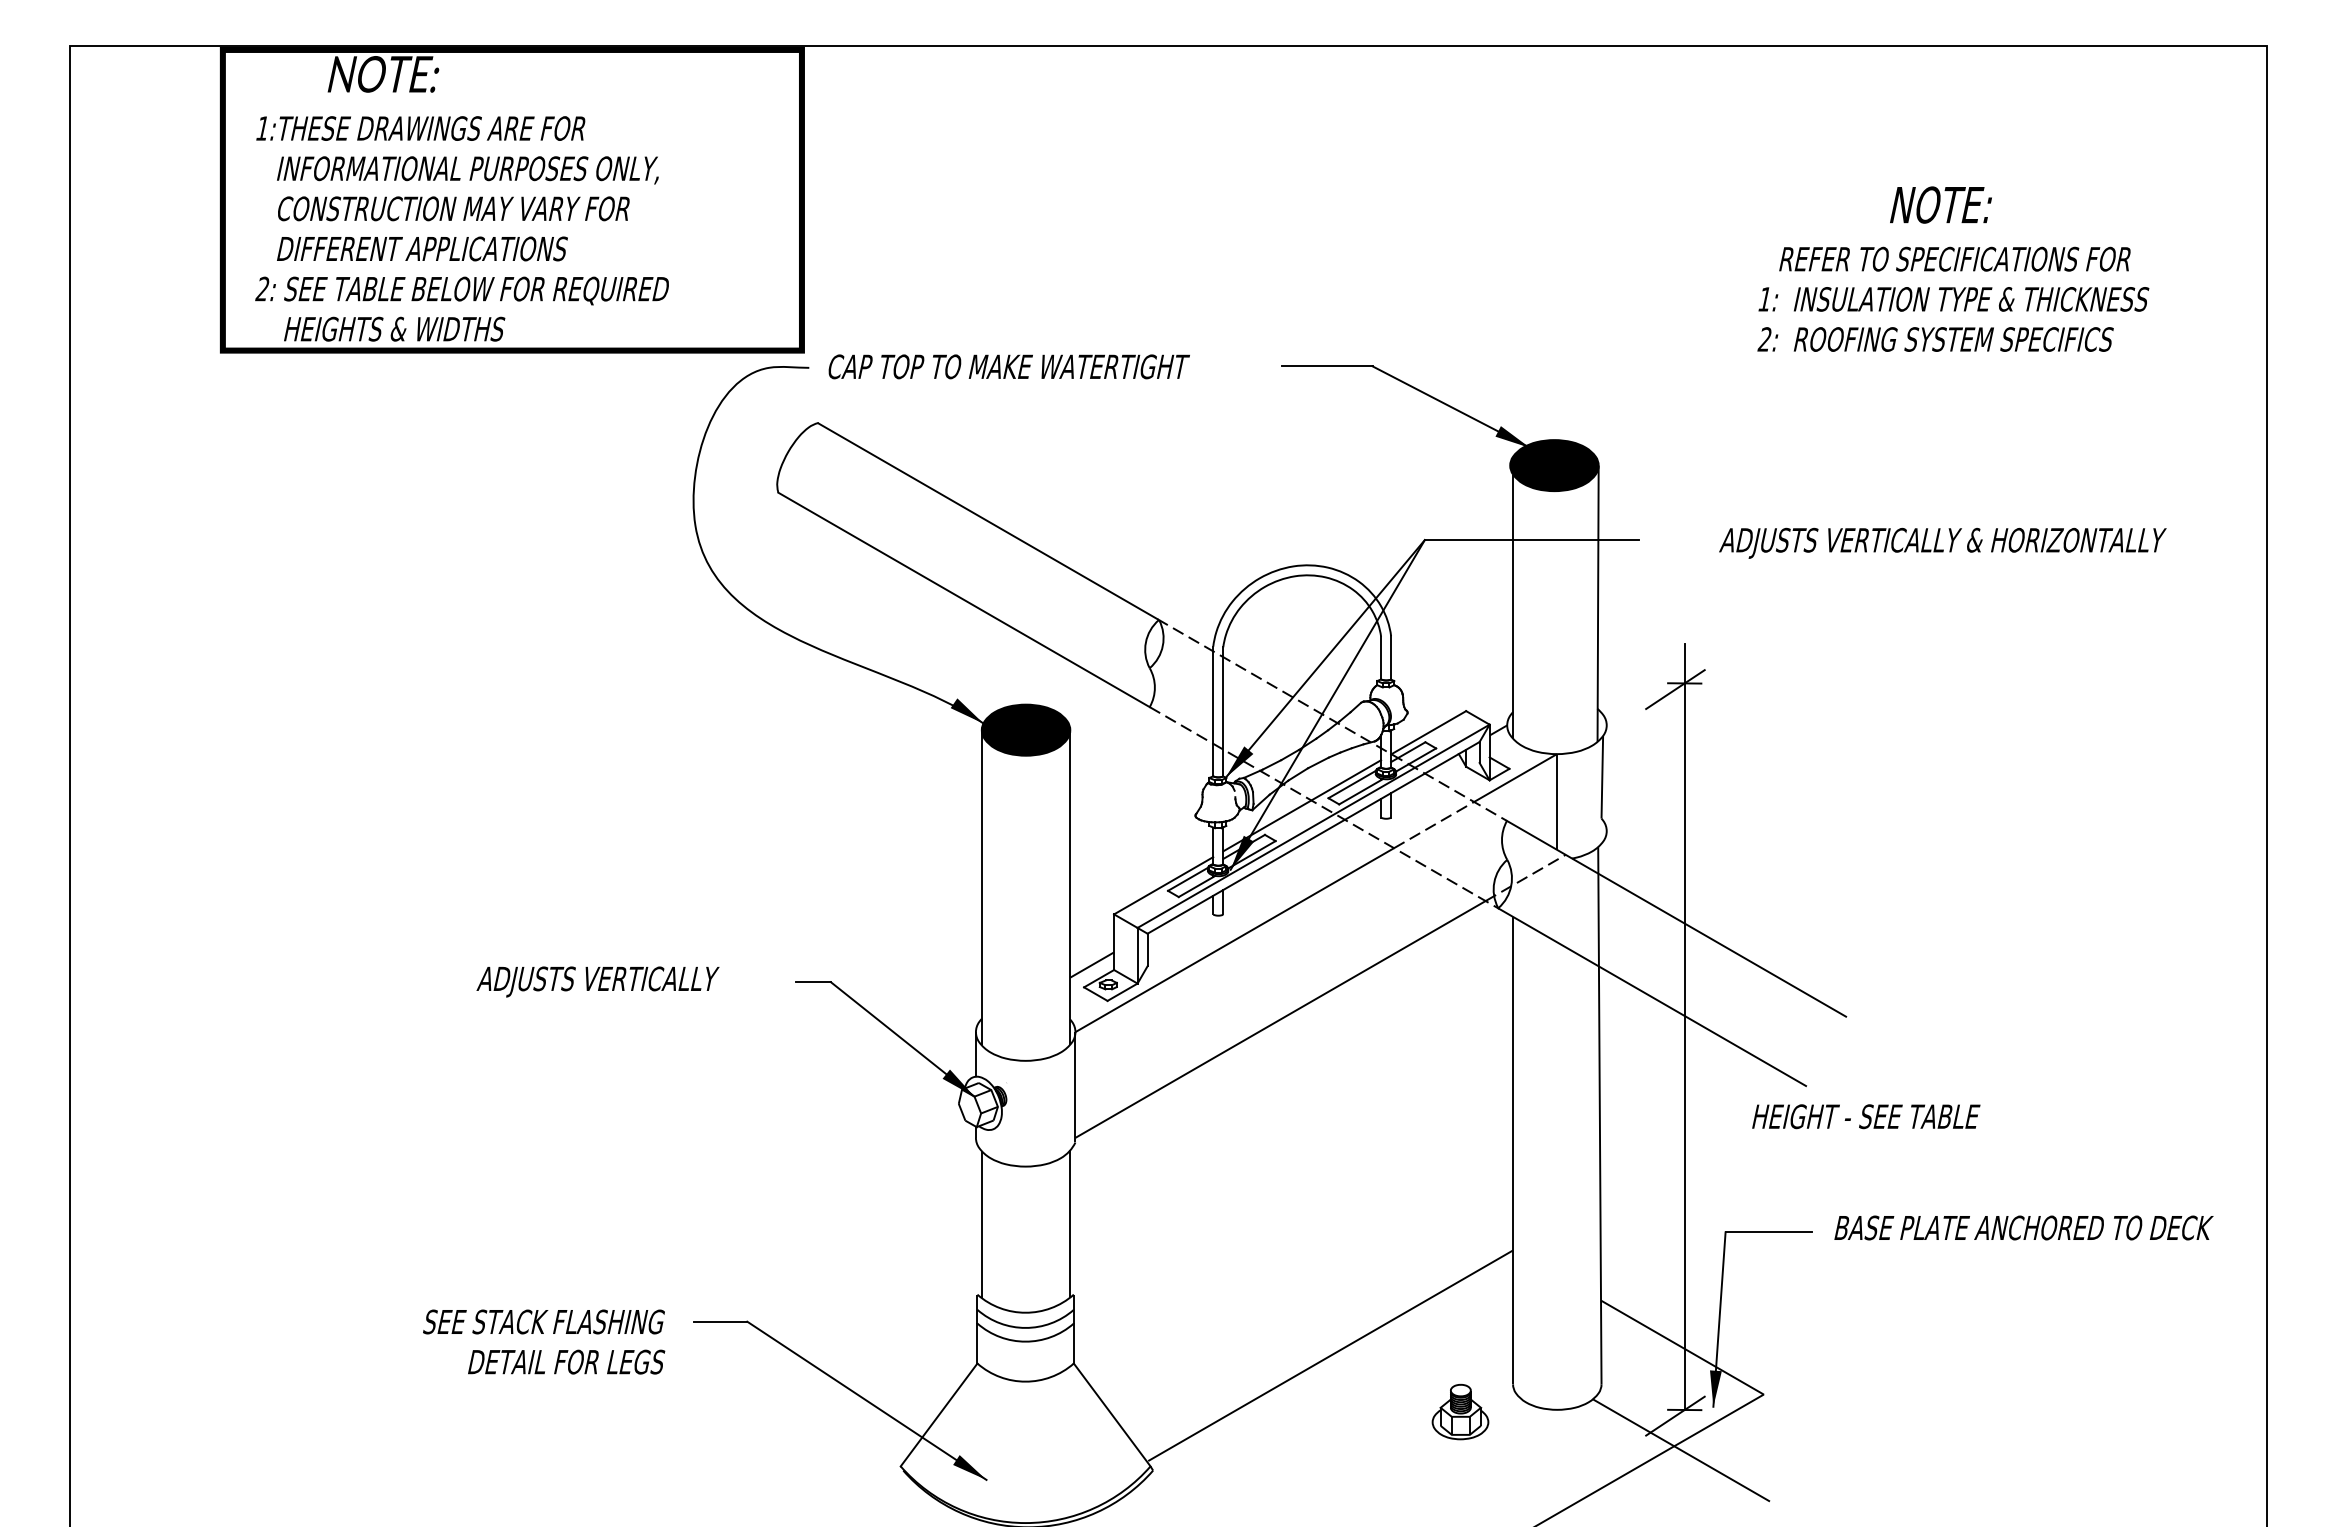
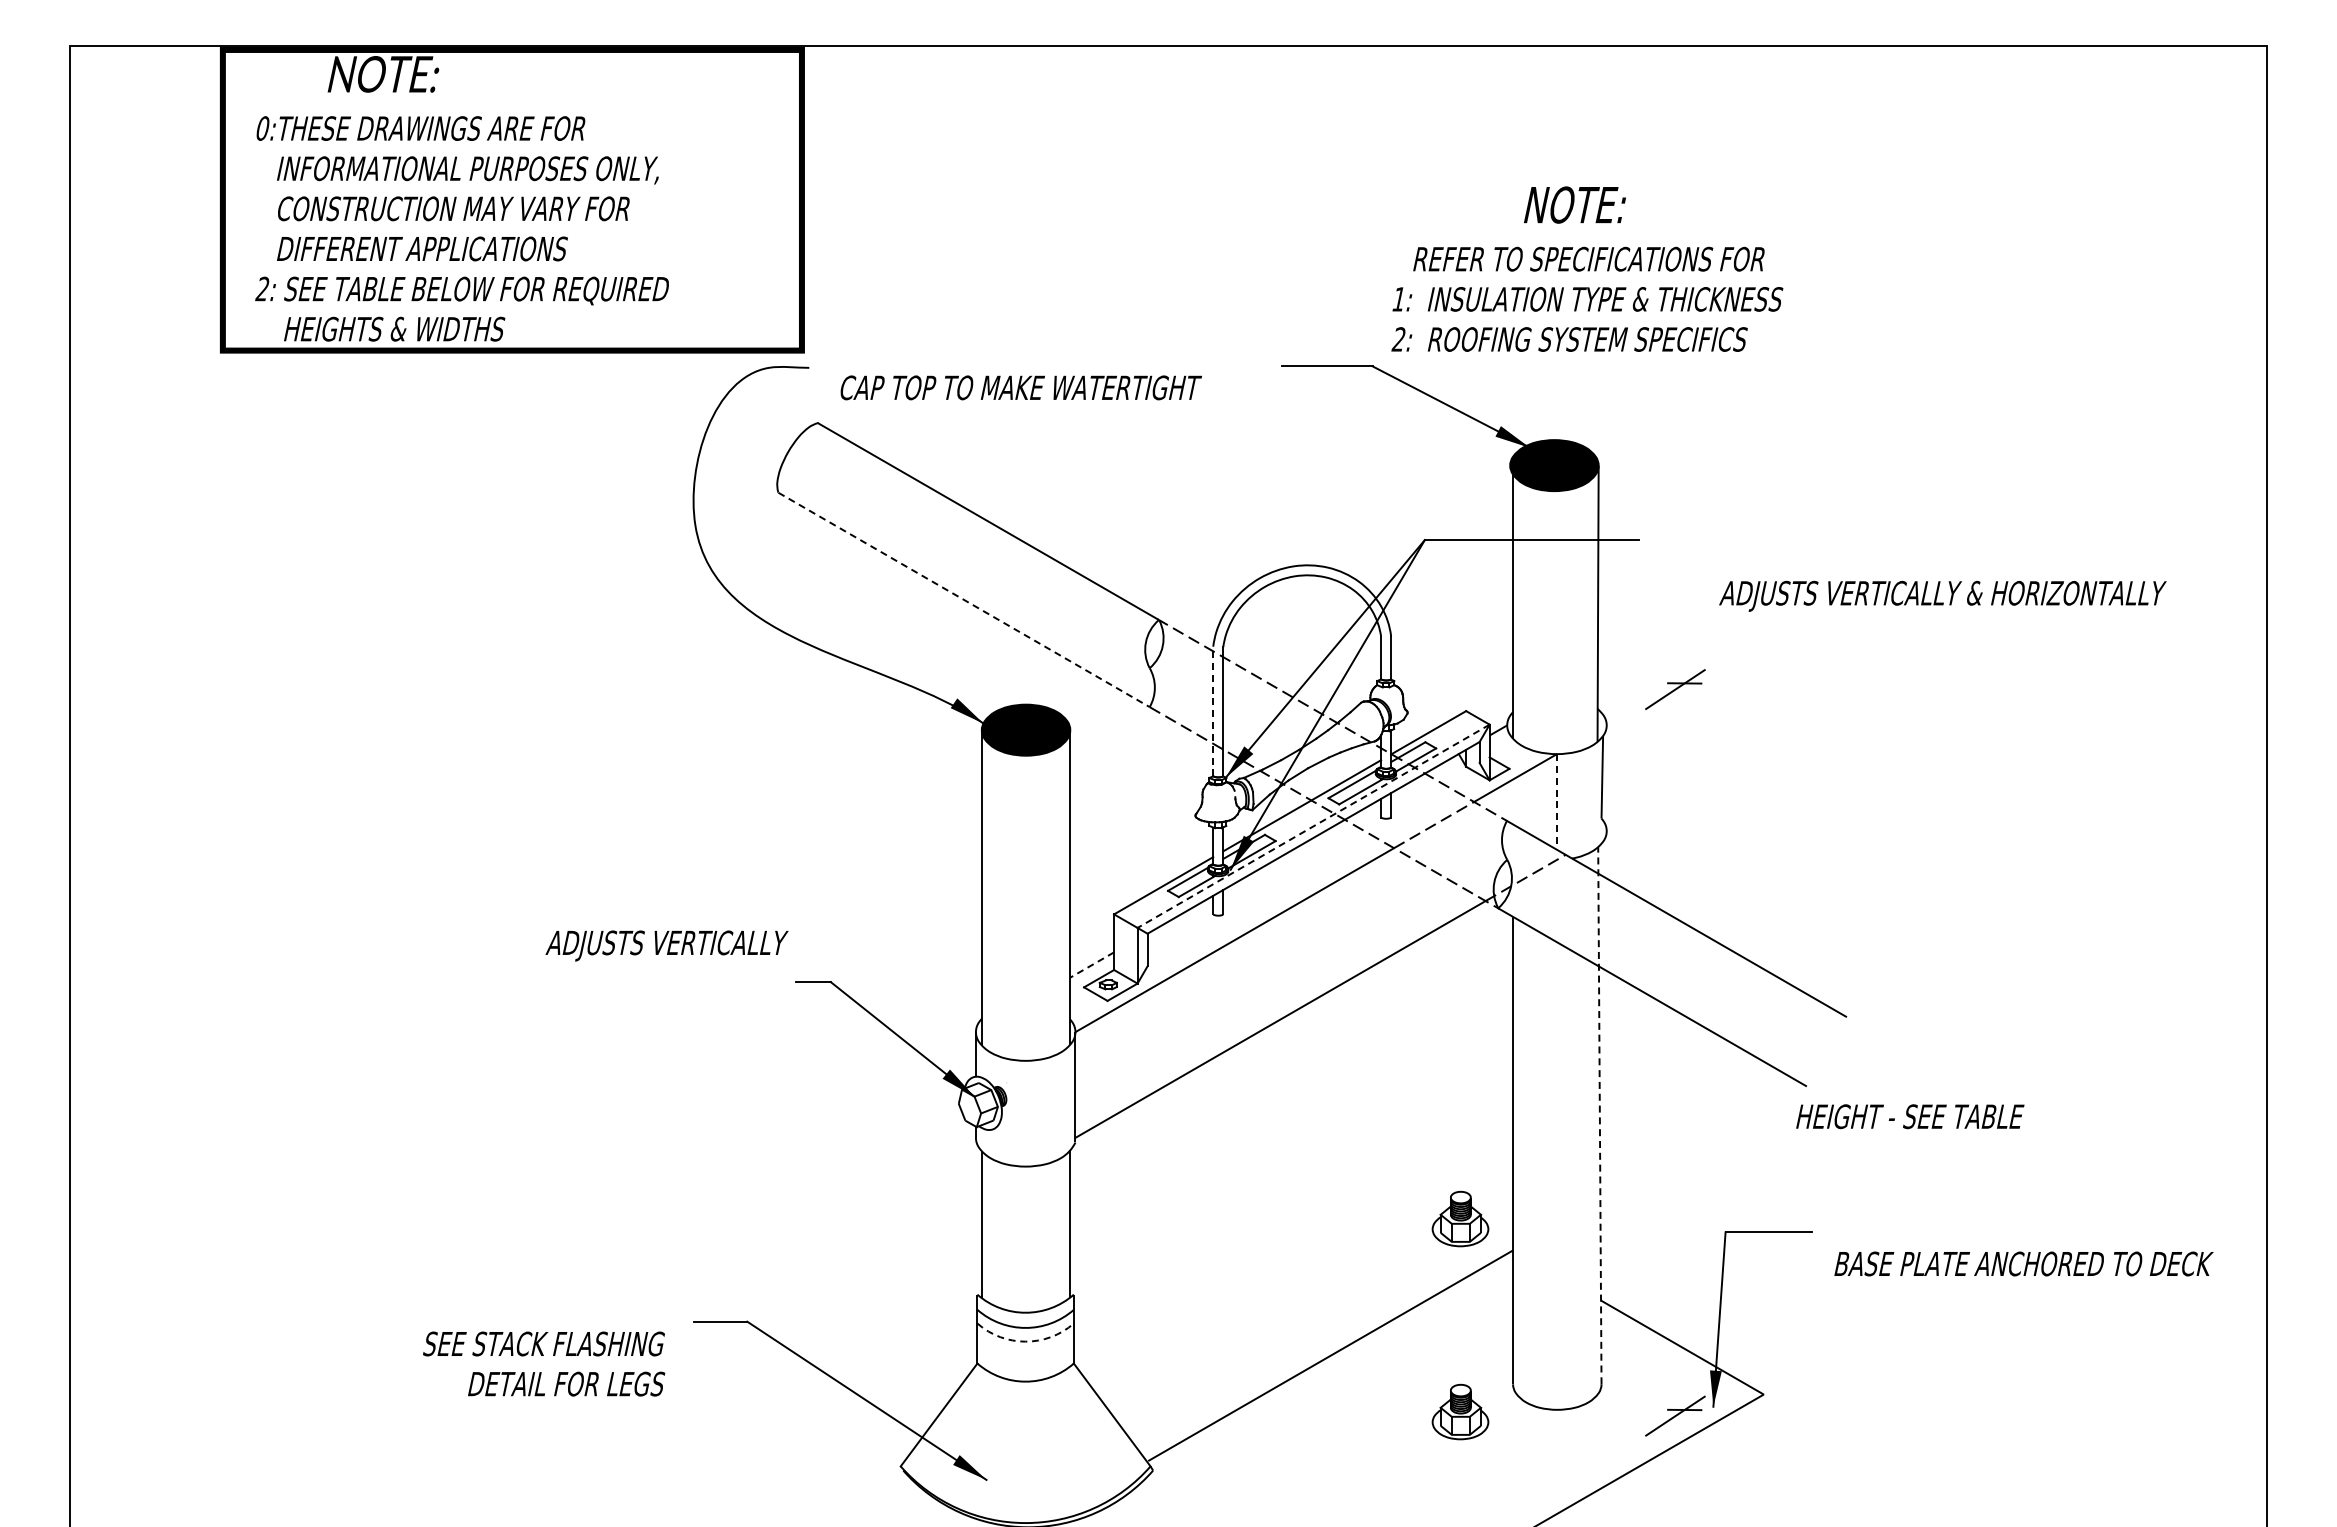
text: 1:THESE -> 0:THESE (262, 128)
text position: (1953, 268) -> (1587, 268) (1587, 268)
text position: (1008, 366) -> (1020, 387) (1020, 387)
text position: (1942, 542) -> (1942, 595) (1942, 595)
line: solid -> dashed (964, 600)
line: solid -> dashed (1213, 711)
line: solid -> dashed (1556, 801)
line: solid -> dashed (1313, 826)
line: solid -> dashed (1091, 965)
text position: (597, 981) -> (666, 945) (666, 945)
line: present -> none (1684, 1026)
line: solid -> dashed (1599, 1115)
text position: (1866, 1116) -> (1910, 1116) (1910, 1116)
part: none -> present (1460, 1218)
text position: (2023, 1227) -> (2023, 1263) (2023, 1263)
text position: (544, 1341) -> (544, 1363) (544, 1363)
arc: solid -> dashed (1025, 1341)
line: present -> none (1681, 1450)
